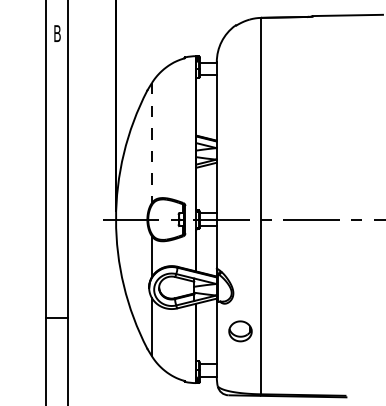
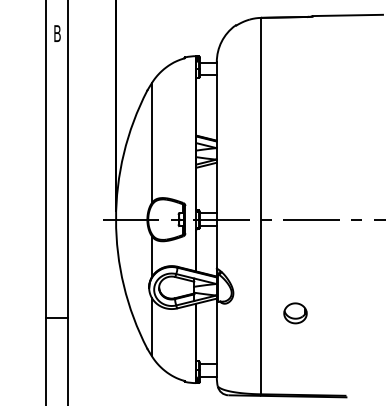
line: dashed -> solid (151, 143)
part position: (240, 331) -> (295, 313) (295, 313)
